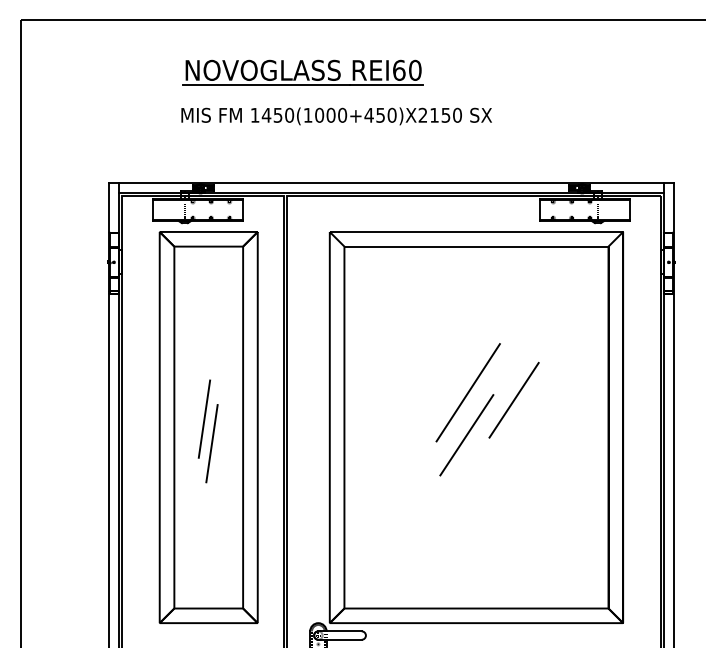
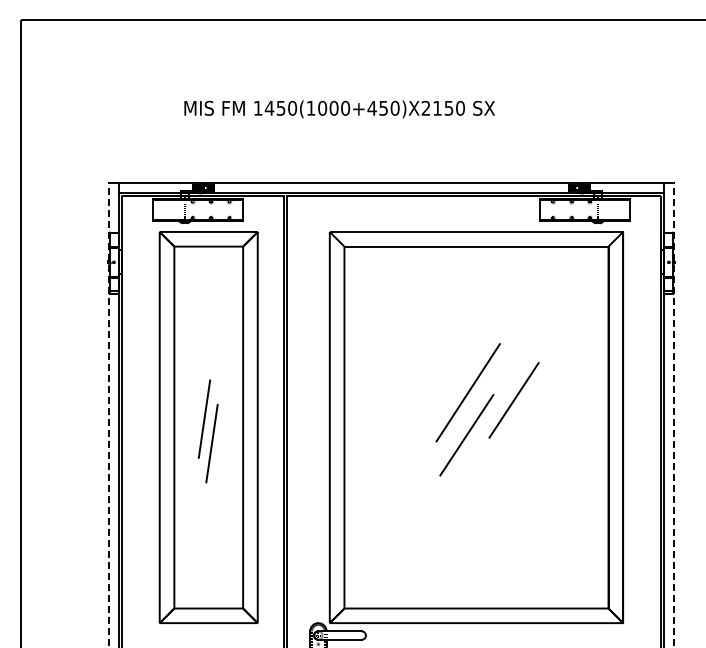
part: present -> none (302, 72)
text position: (336, 116) -> (339, 109) (339, 109)
line: solid -> dashed (108, 414)
line: solid -> dashed (674, 414)
